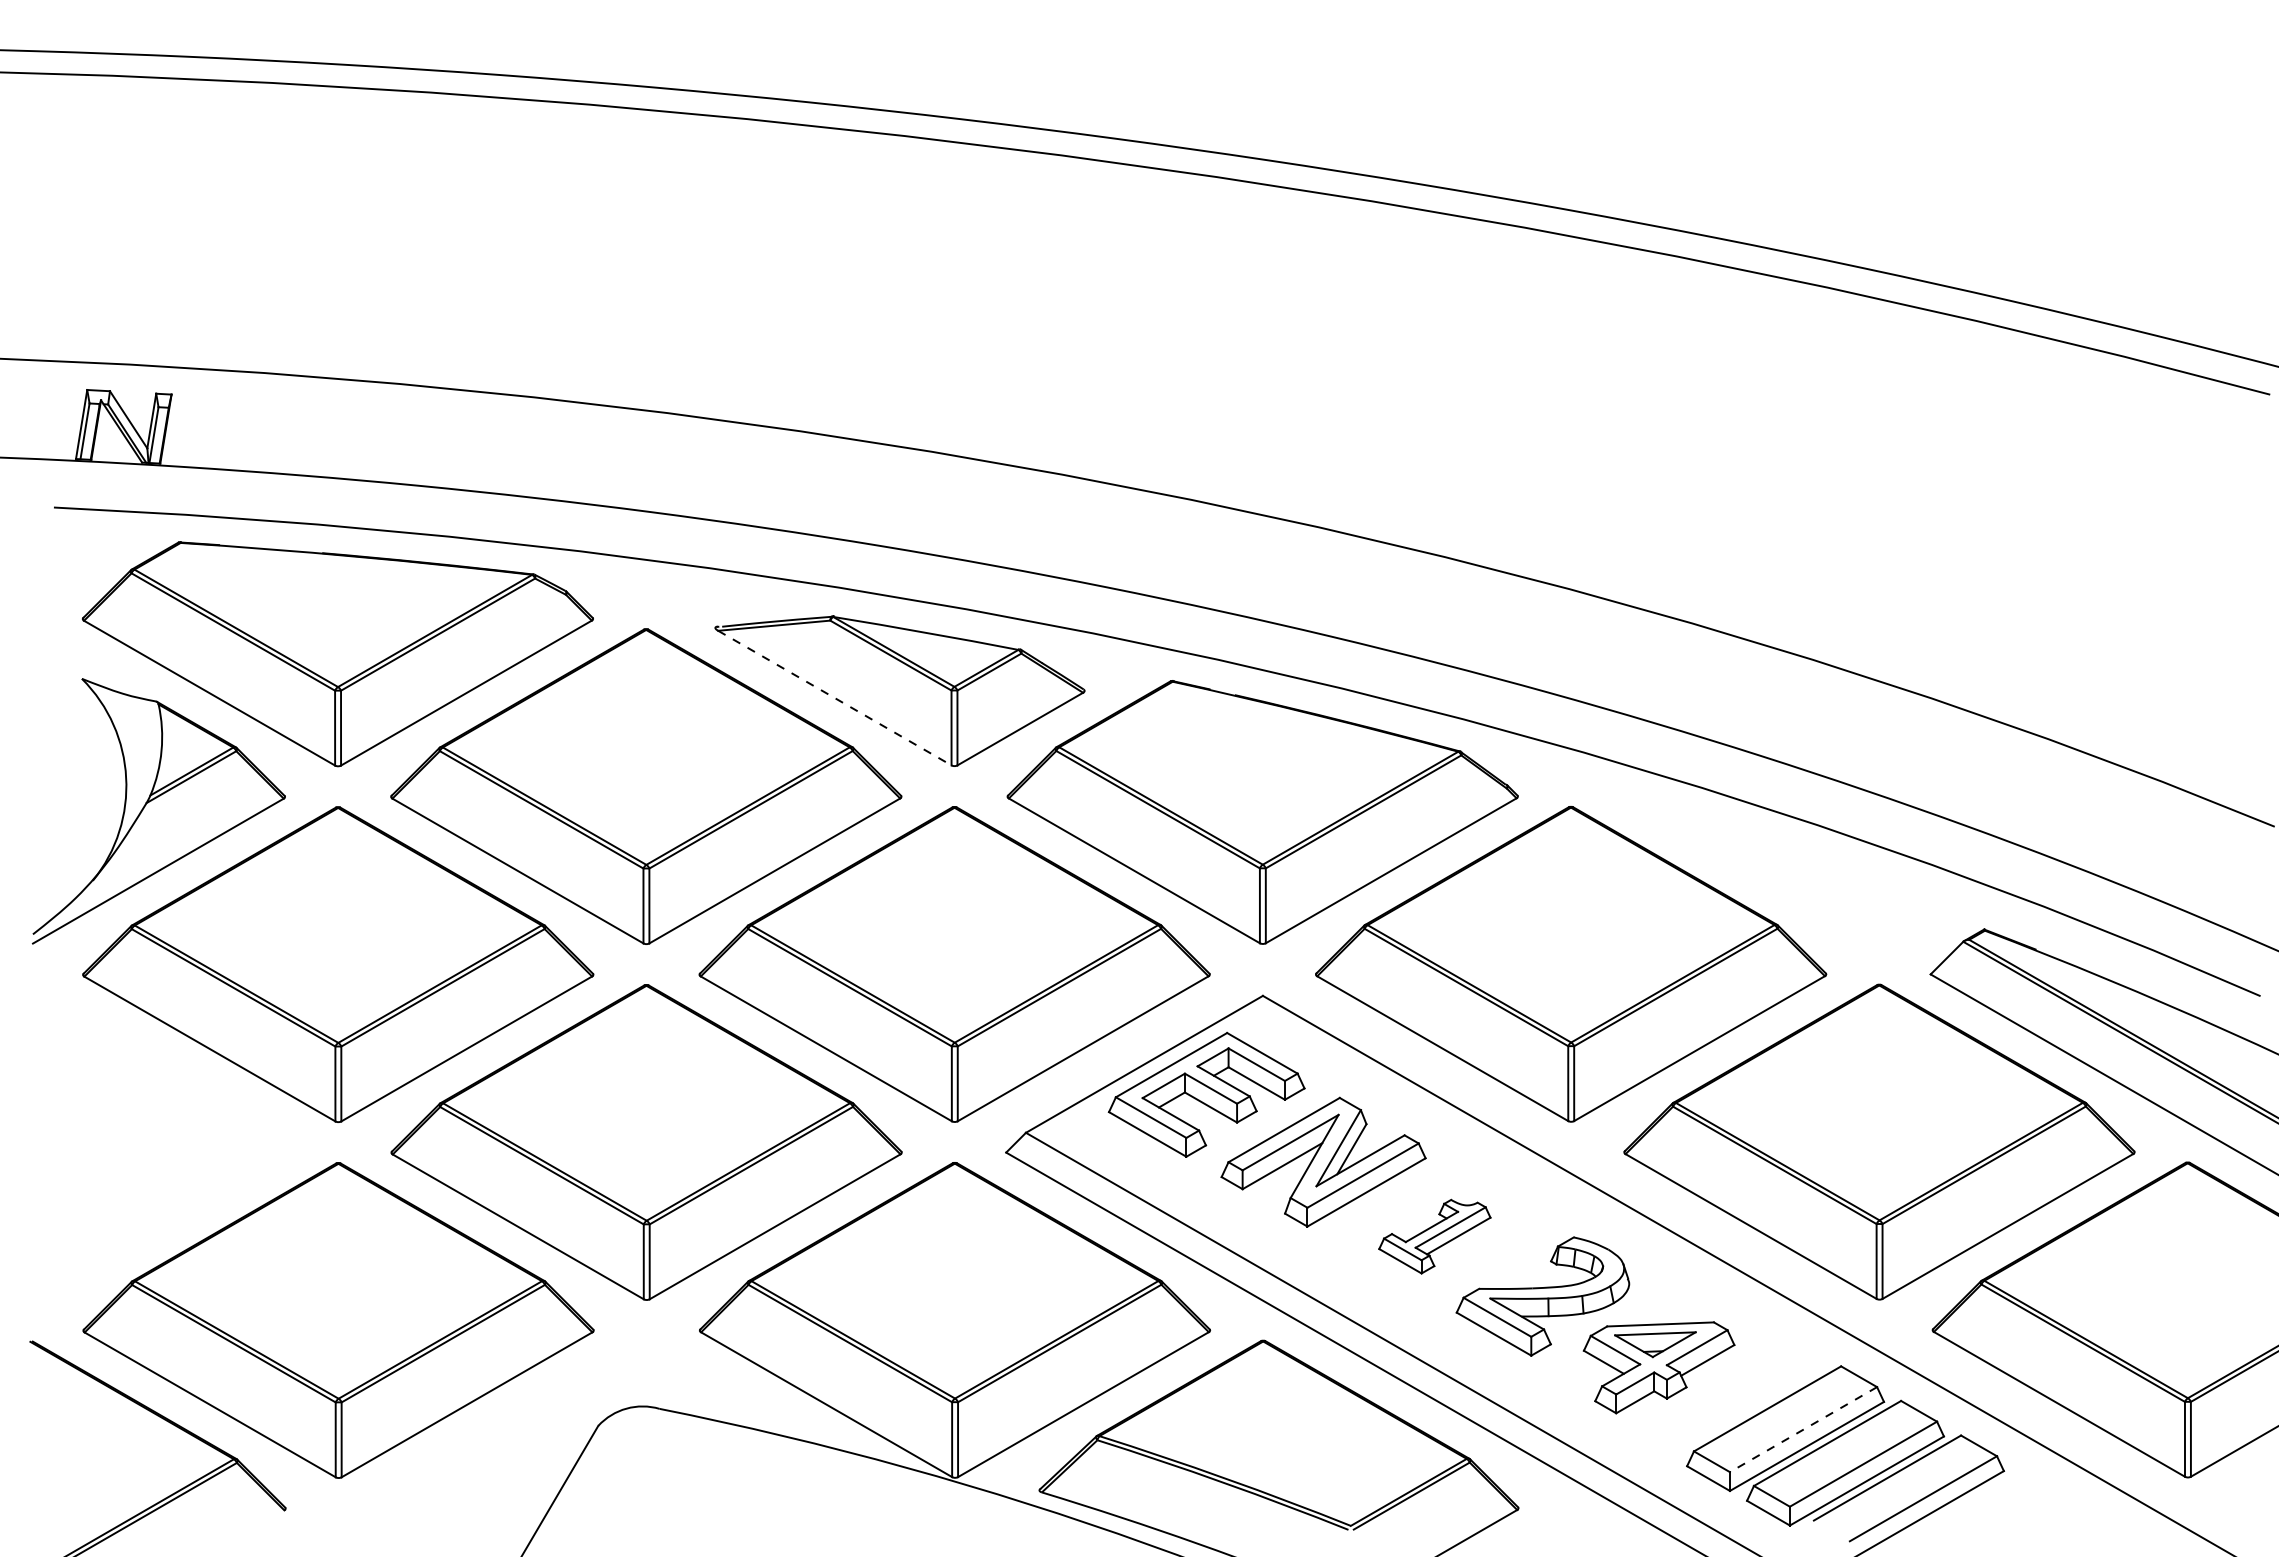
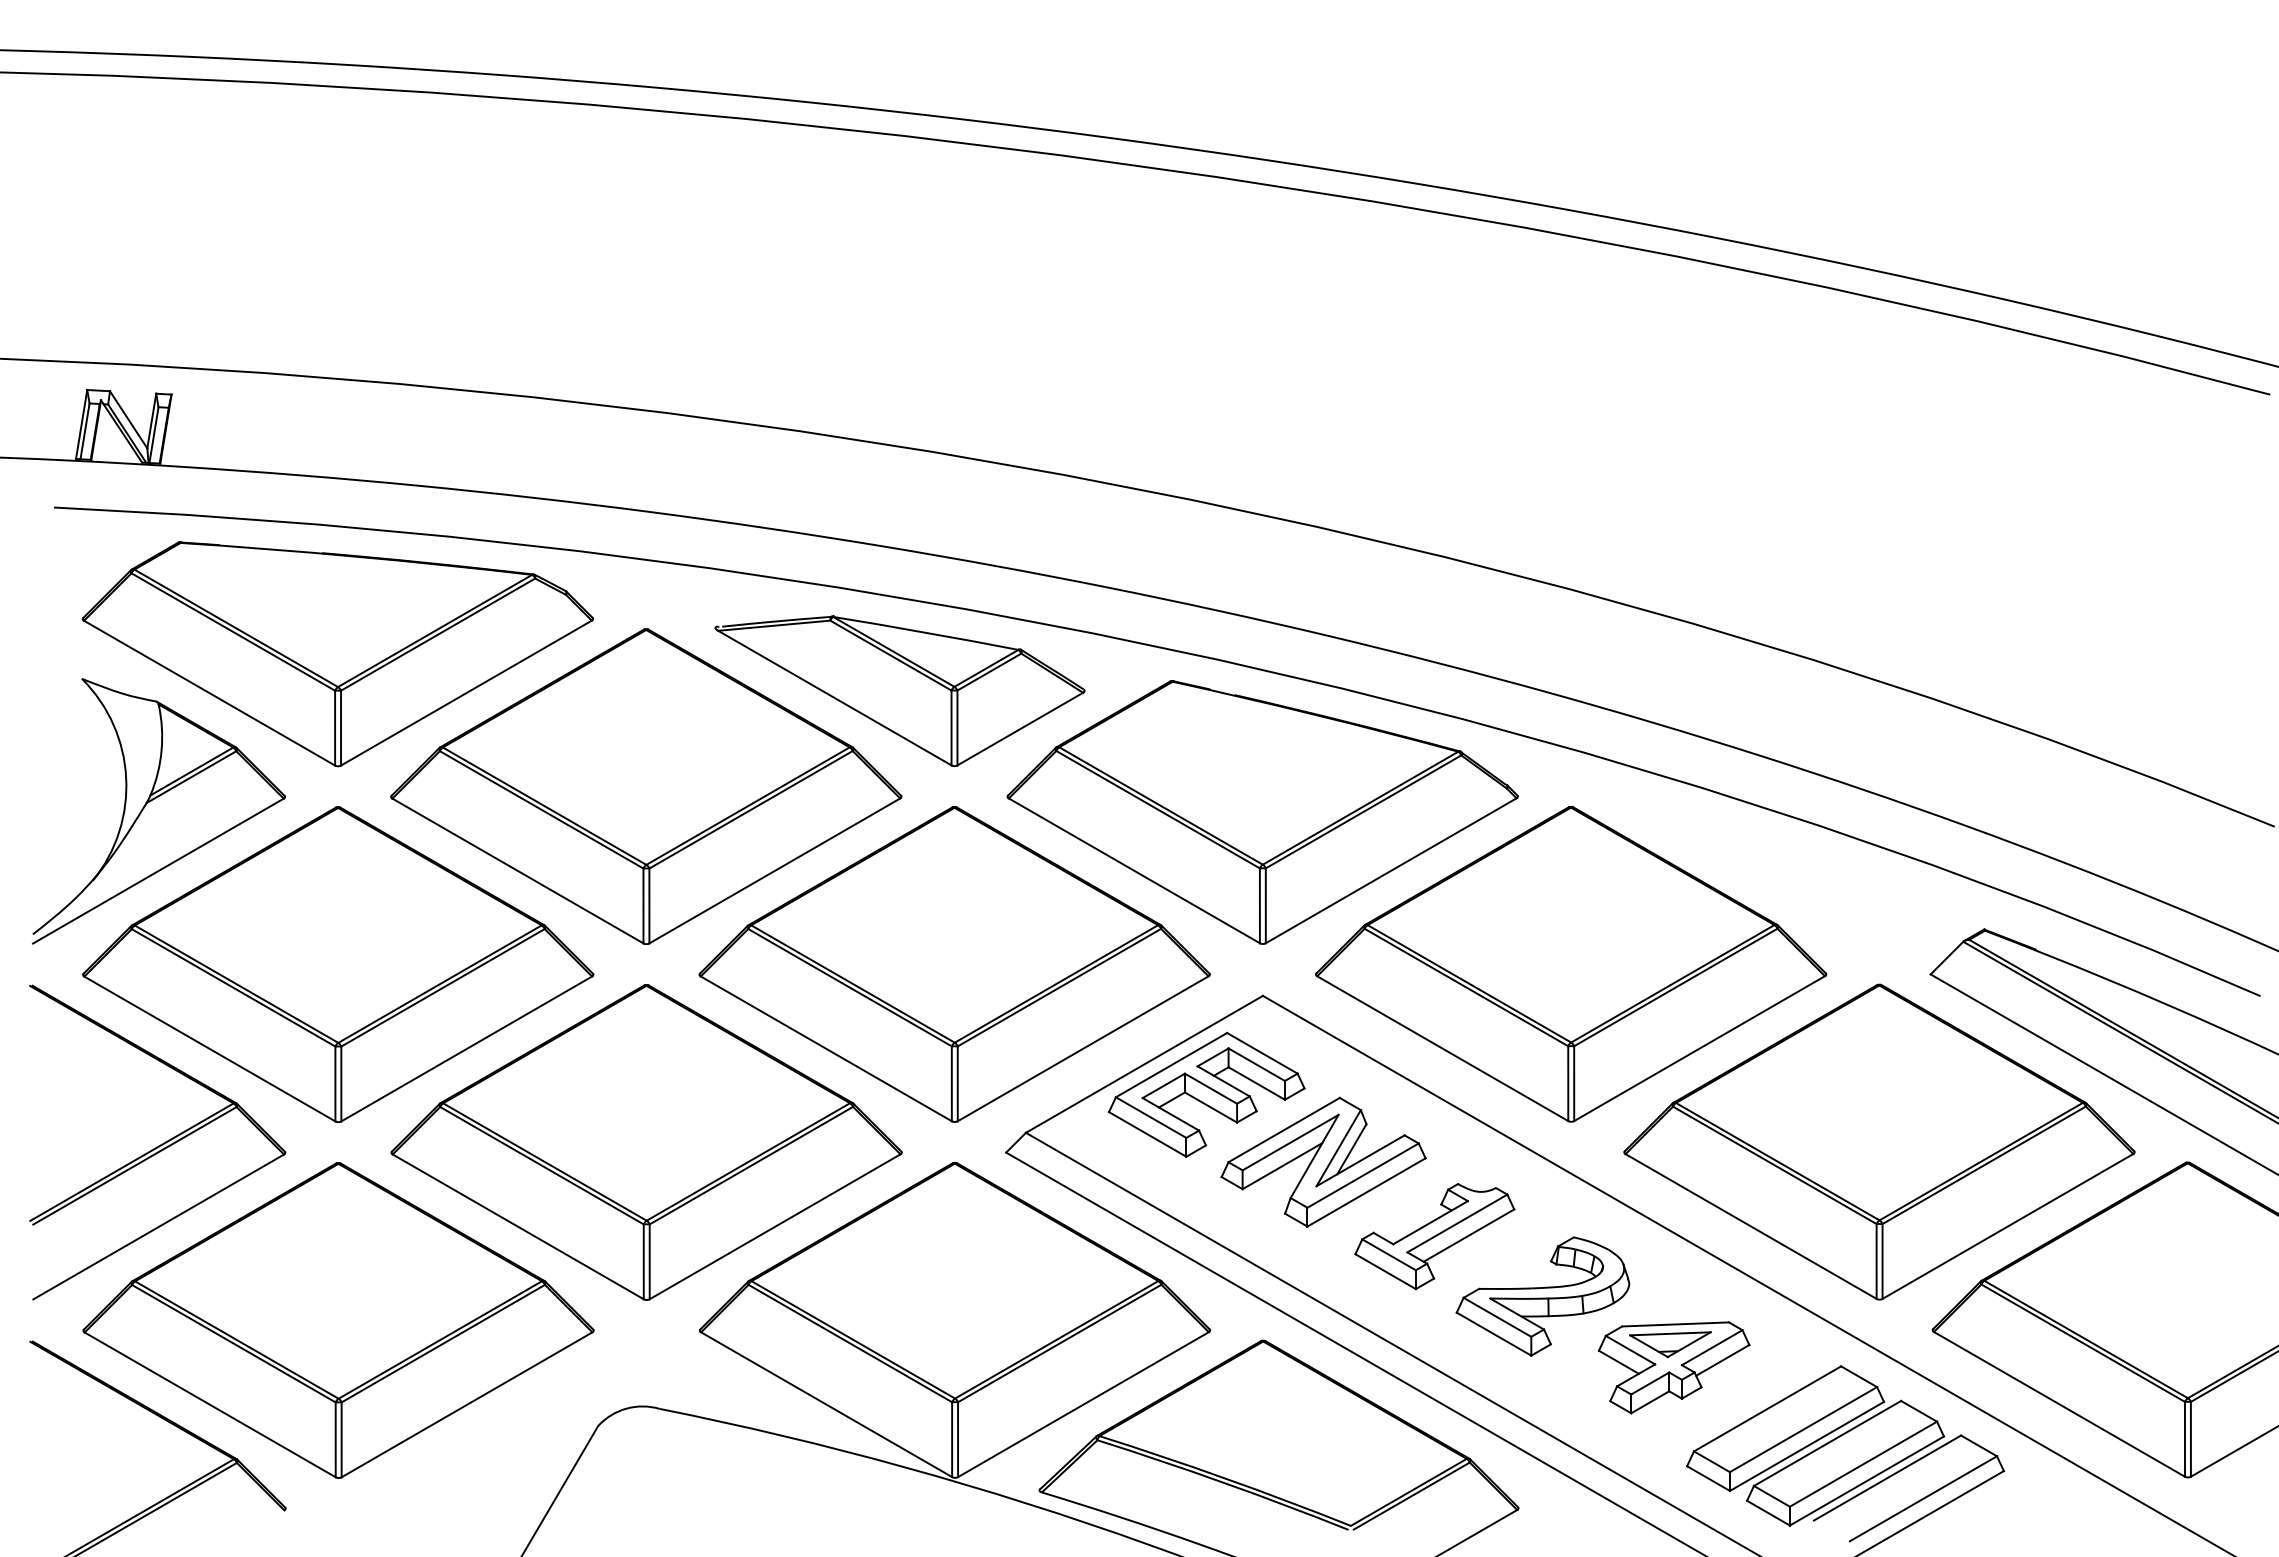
line: dashed -> solid (834, 698)
part: none -> present (157, 1142)
part size: 114x77 px -> 162x108 px (1434, 1236)
part position: (1658, 1367) -> (1673, 1367) (1673, 1367)
line: dashed -> solid (1803, 1429)
